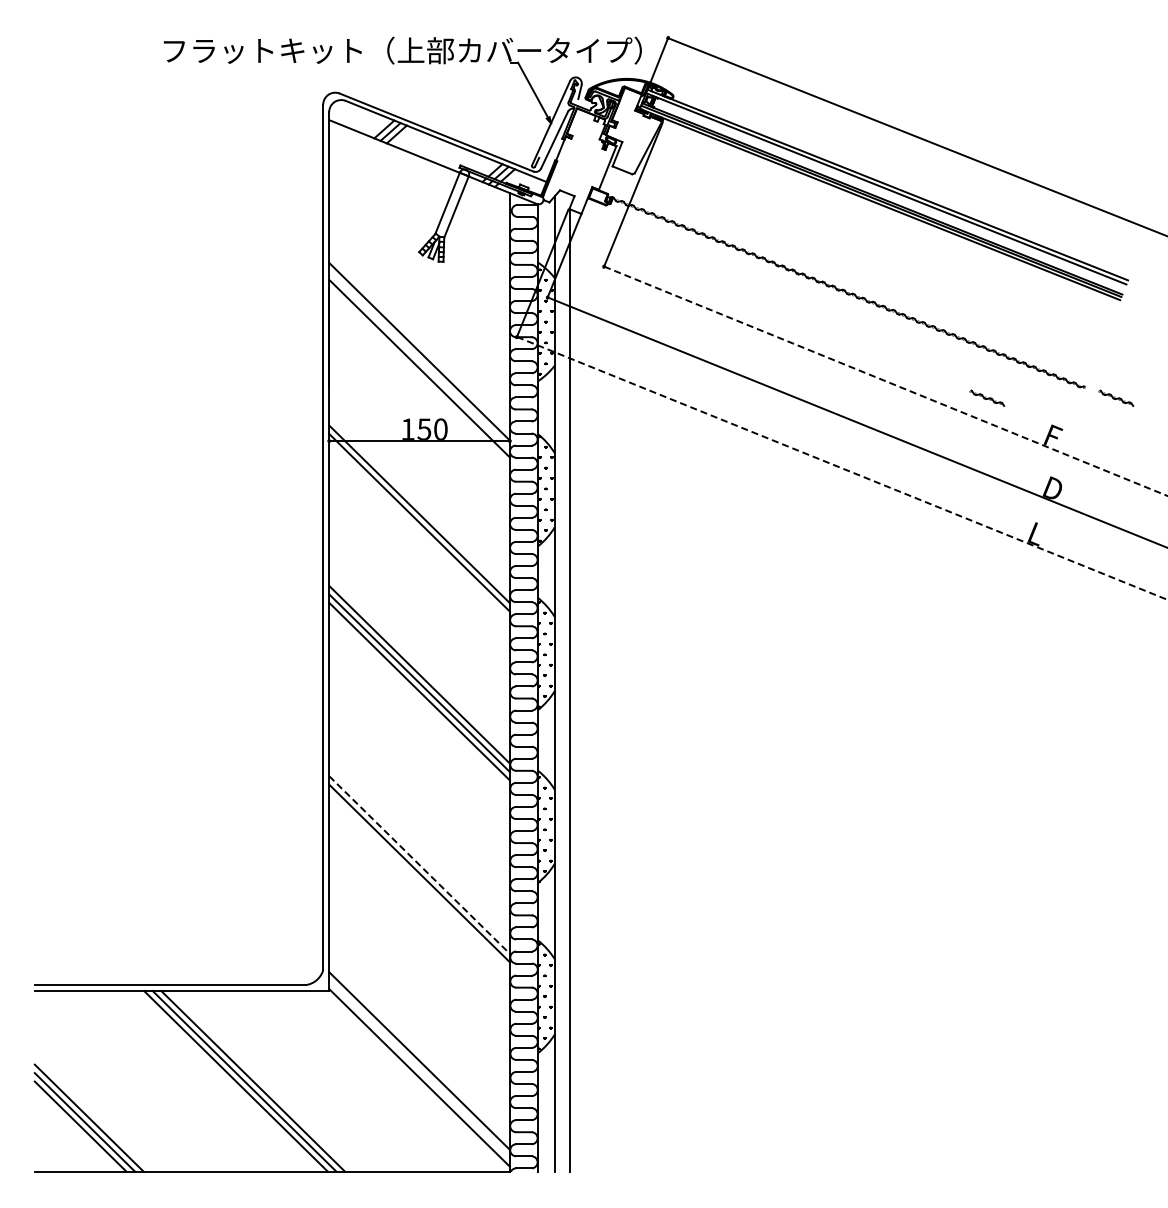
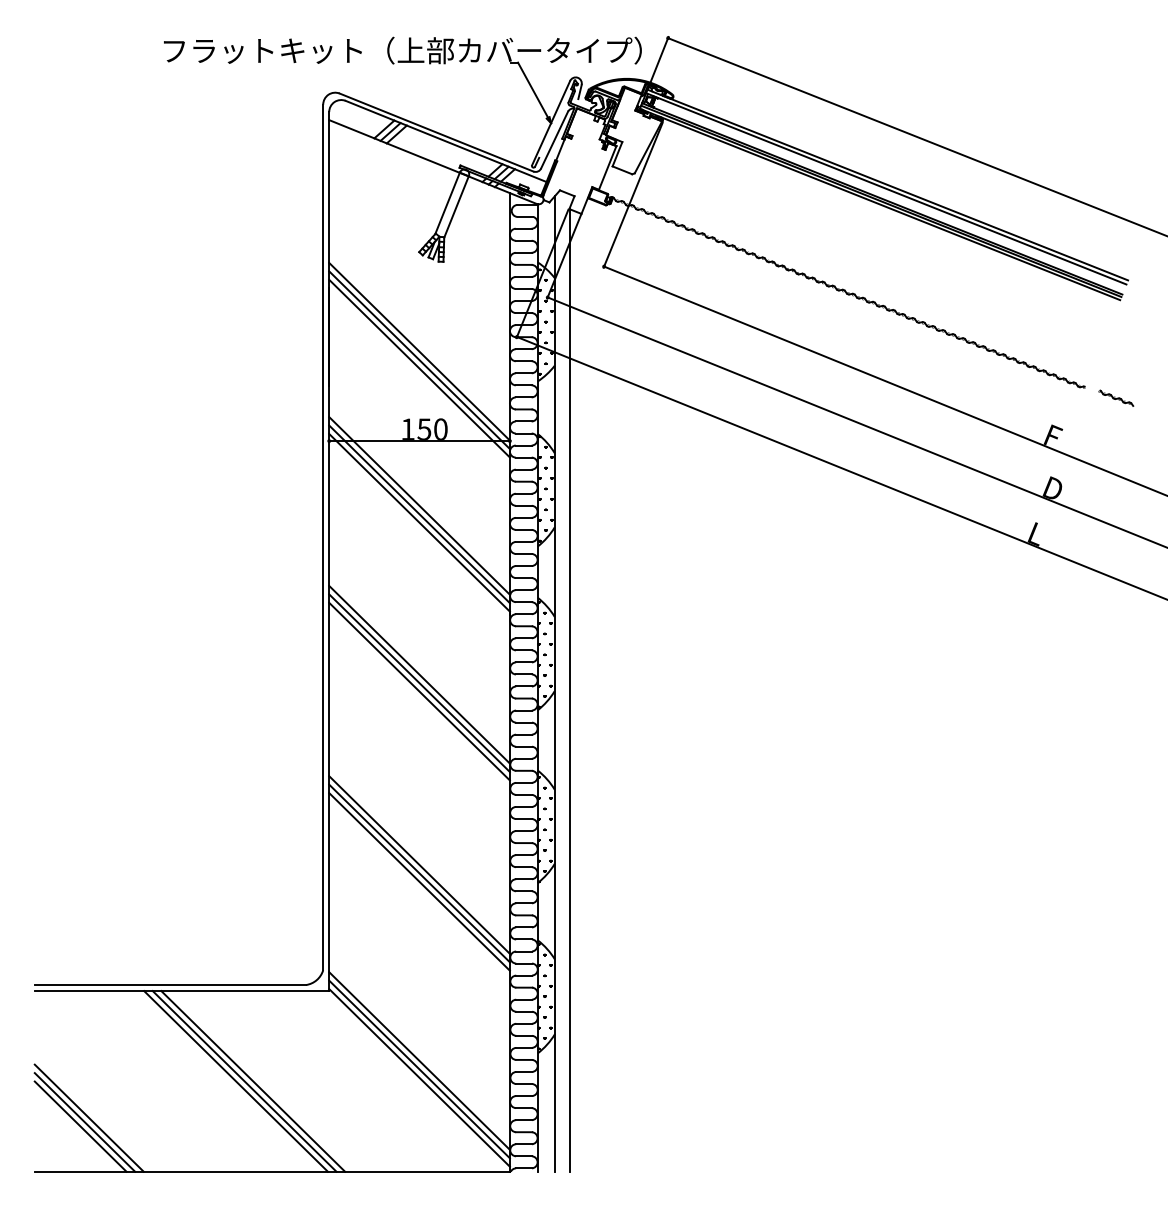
line: none -> present (419, 360)
line: dashed -> solid (886, 381)
part: present -> none (987, 397)
line: dashed -> solid (842, 468)
line: none -> present (419, 505)
line: dashed -> solid (419, 865)
line: none -> present (419, 881)
line: none -> present (419, 1069)
